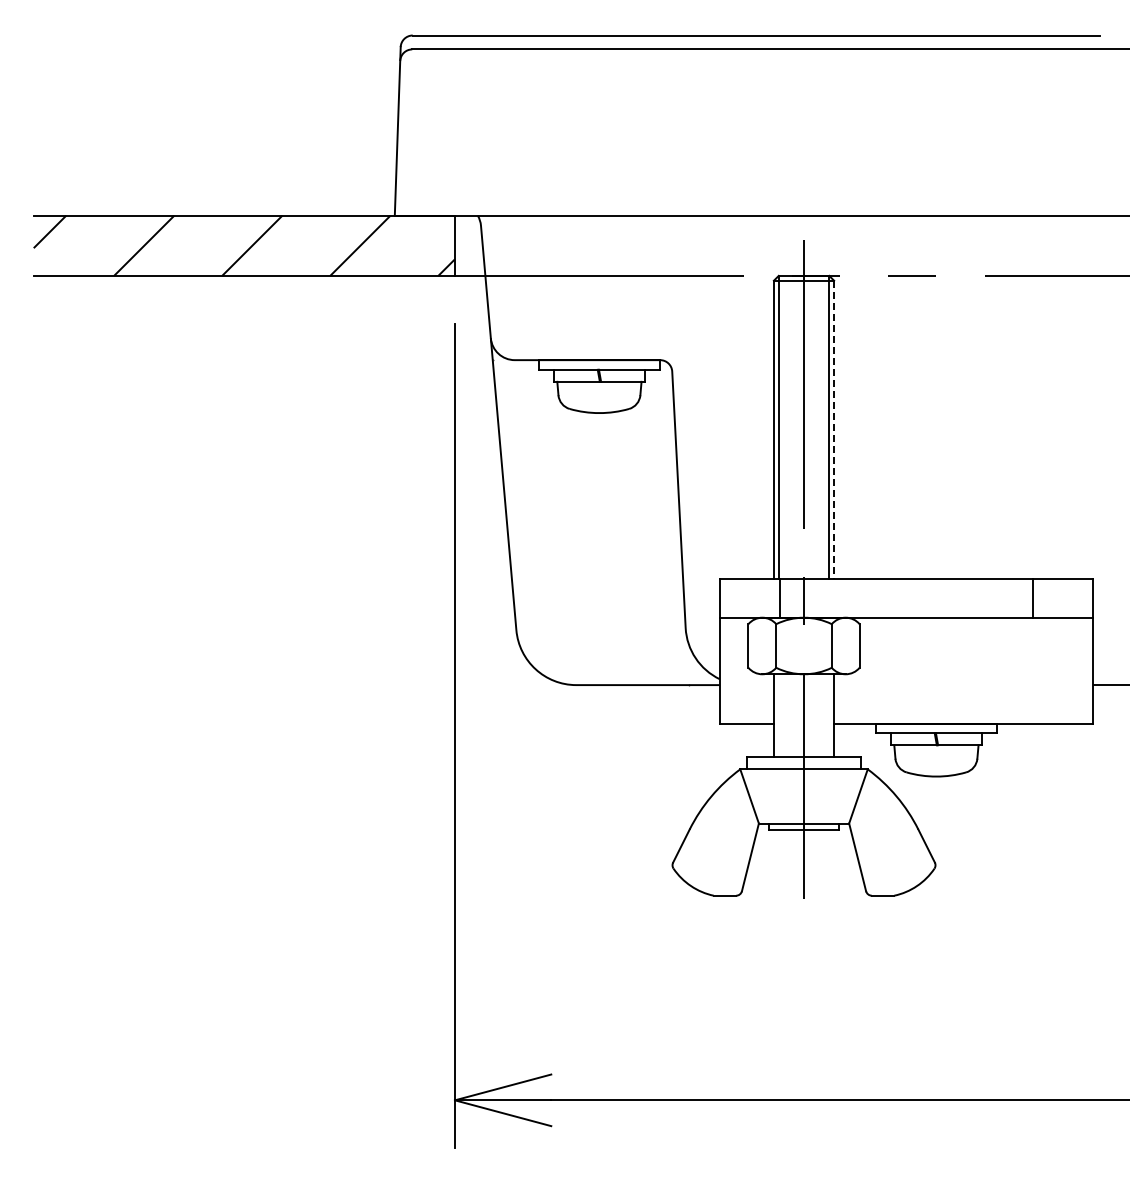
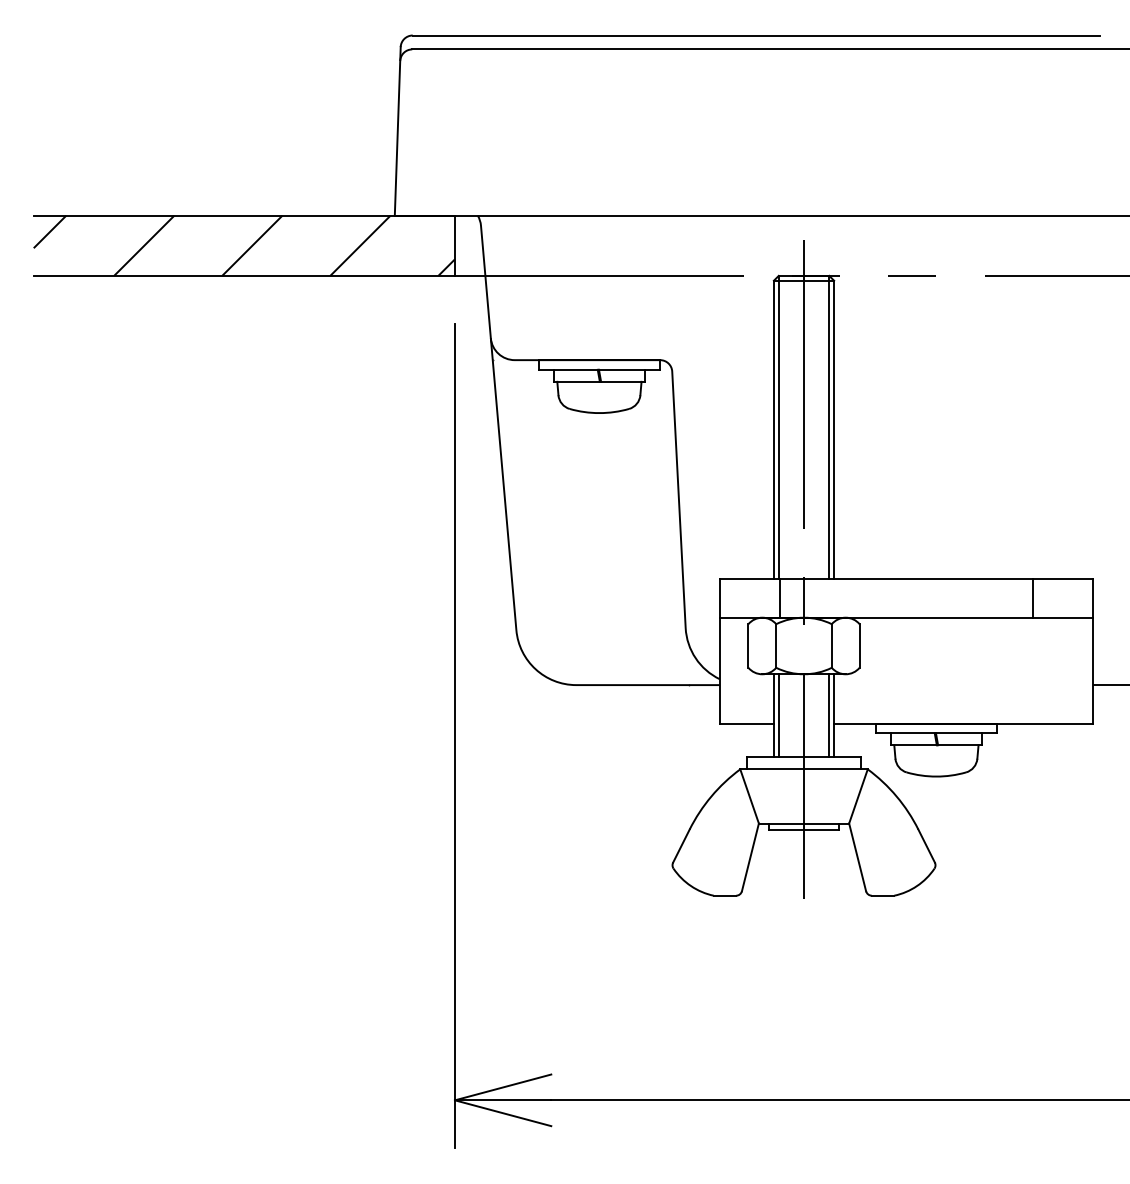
line: dashed -> solid (834, 430)
line: none -> present (778, 715)
line: none -> present (829, 715)
